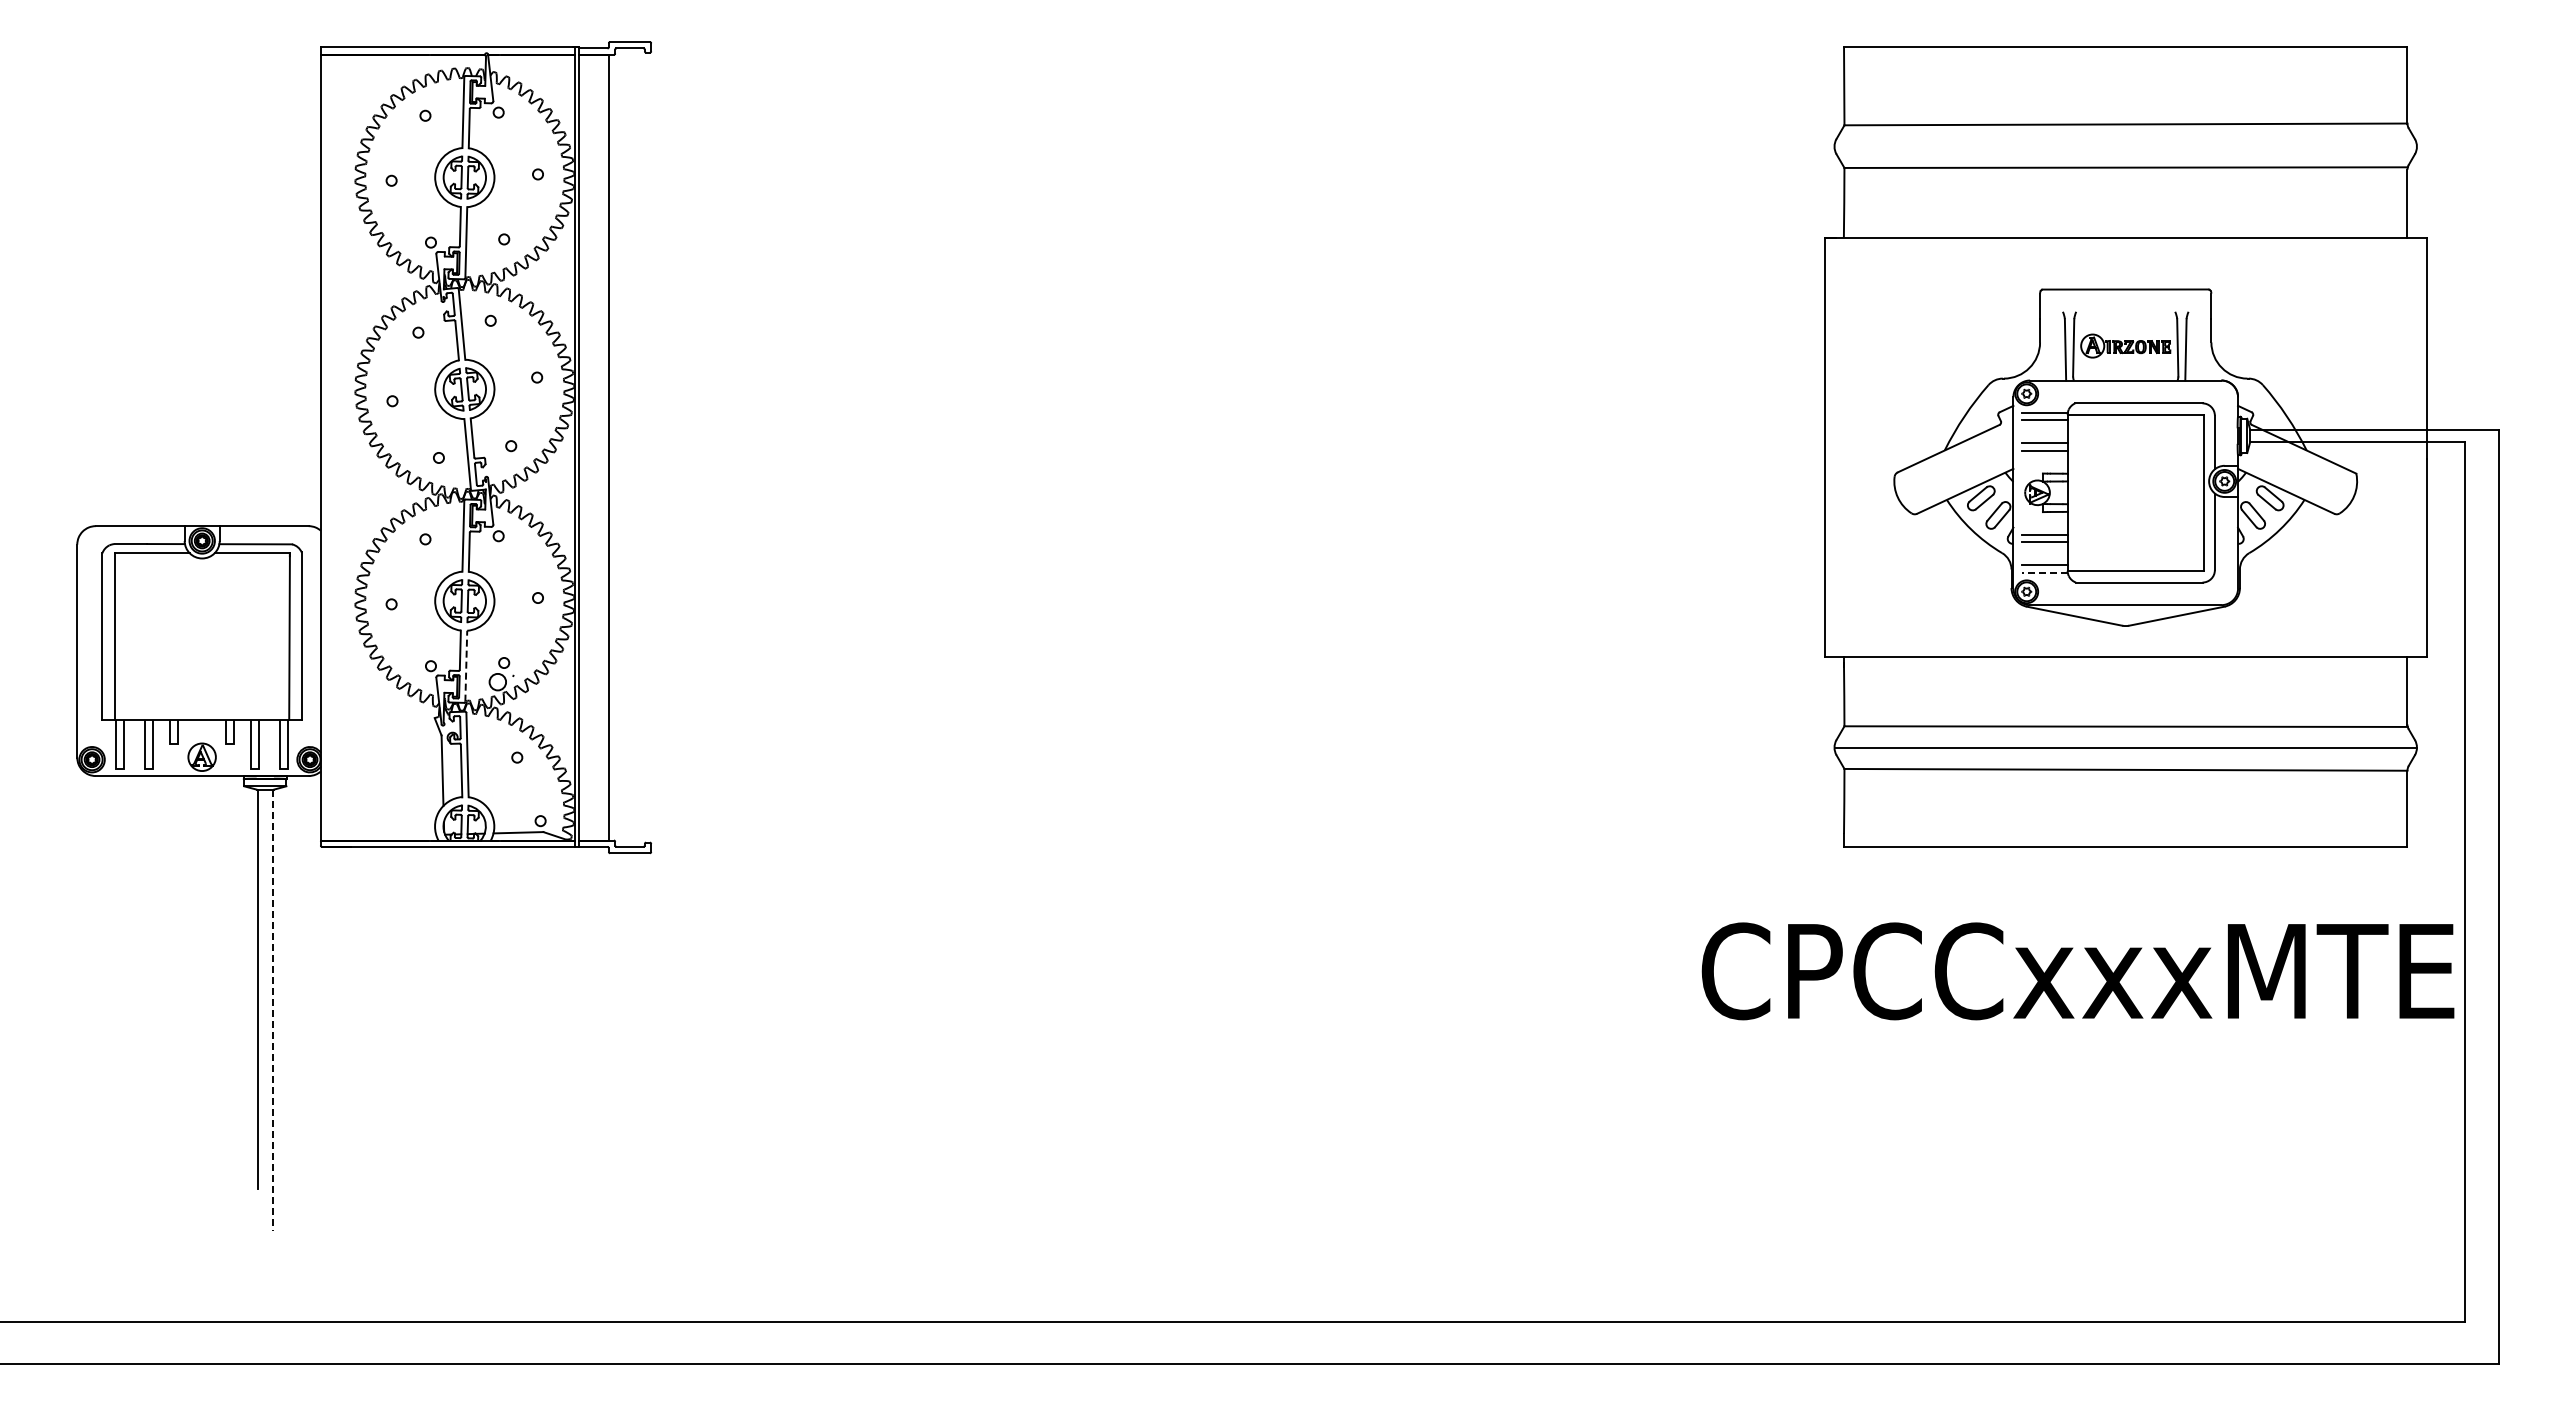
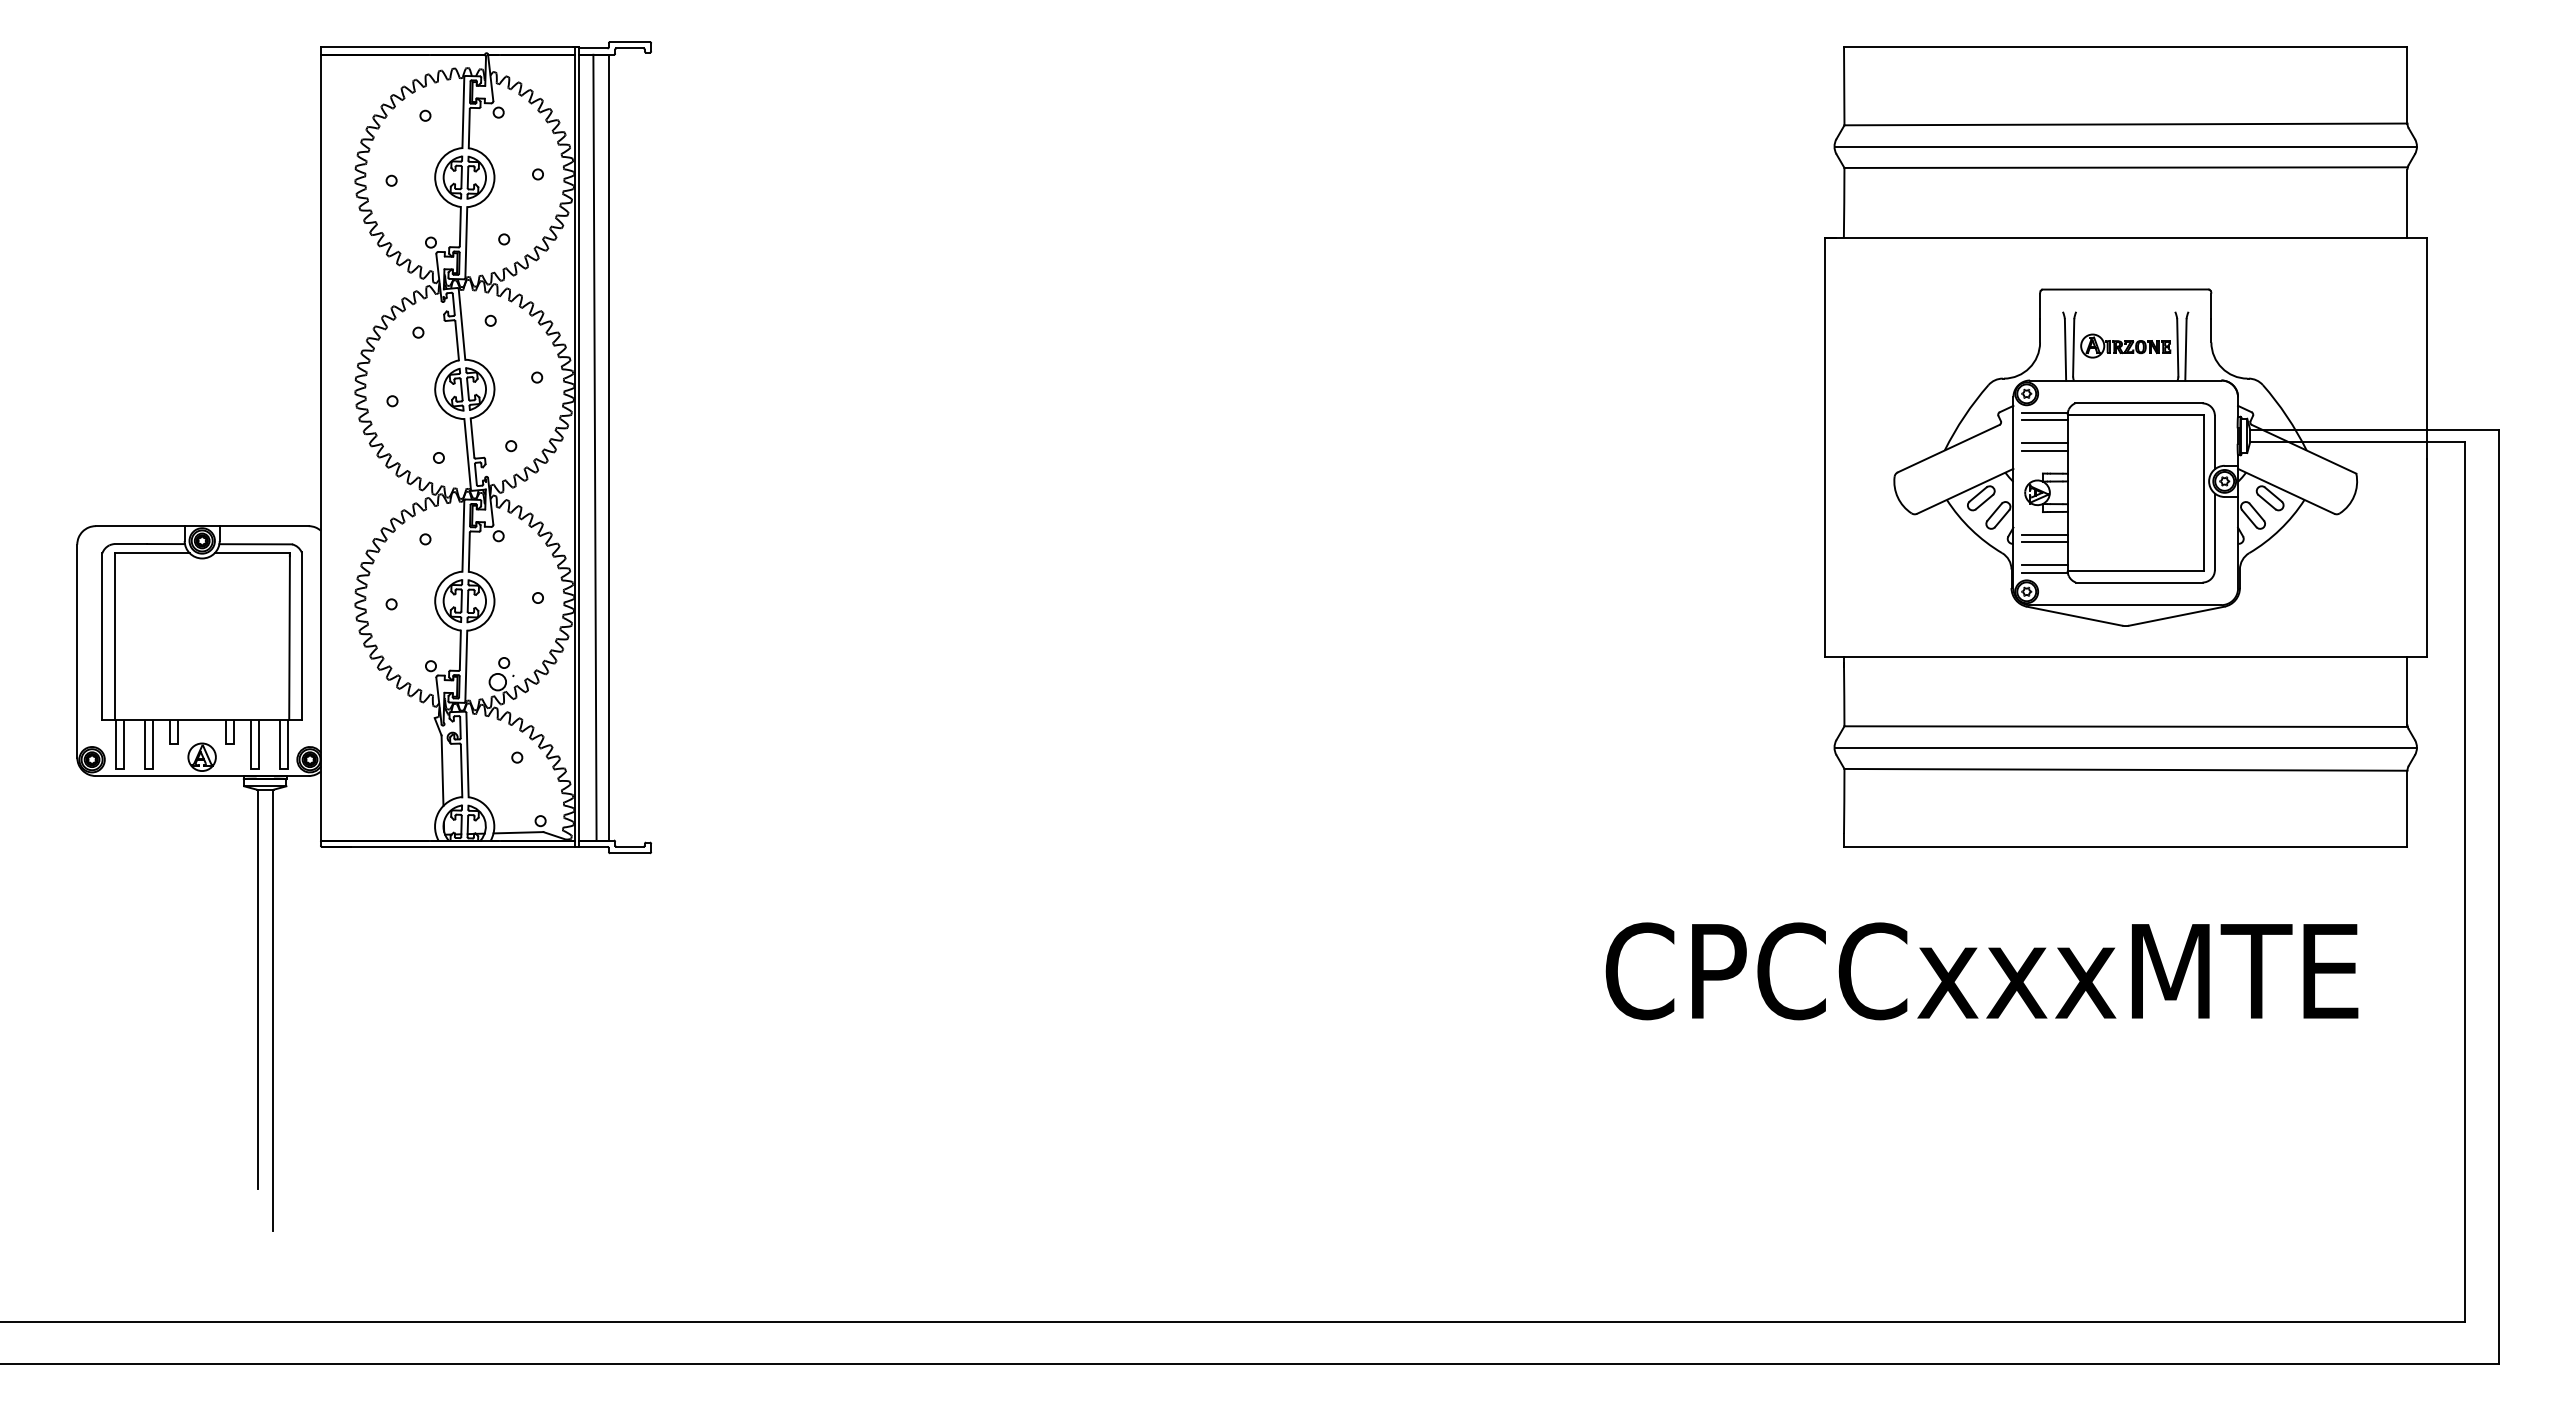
line: none -> present (2125, 146)
line: none -> present (594, 447)
line: dashed -> solid (2045, 572)
line: dashed -> solid (466, 665)
text position: (2077, 971) -> (1981, 971) (1981, 971)
line: dashed -> solid (273, 1010)
